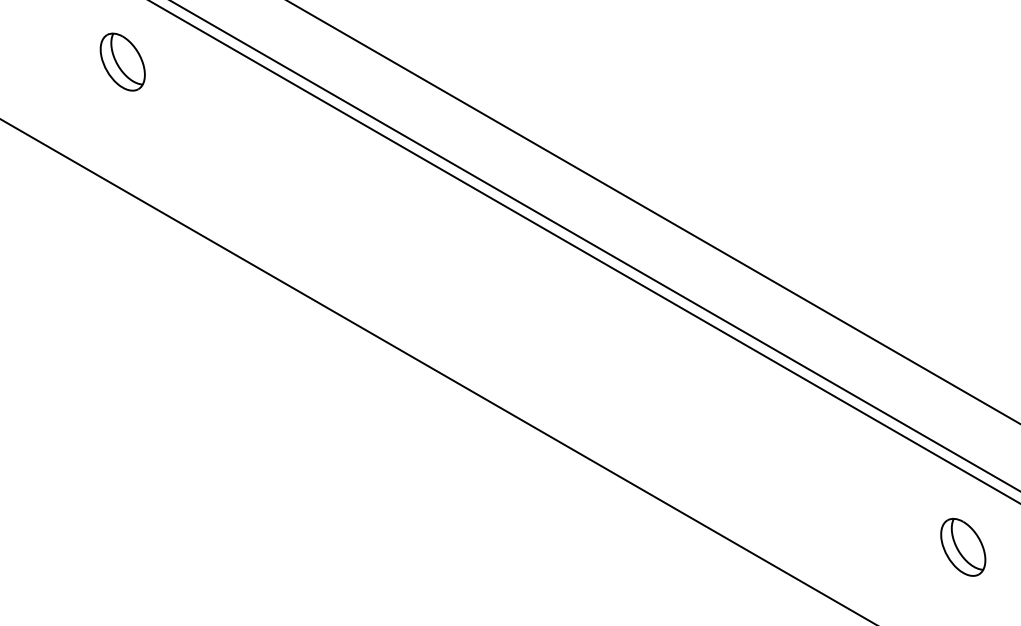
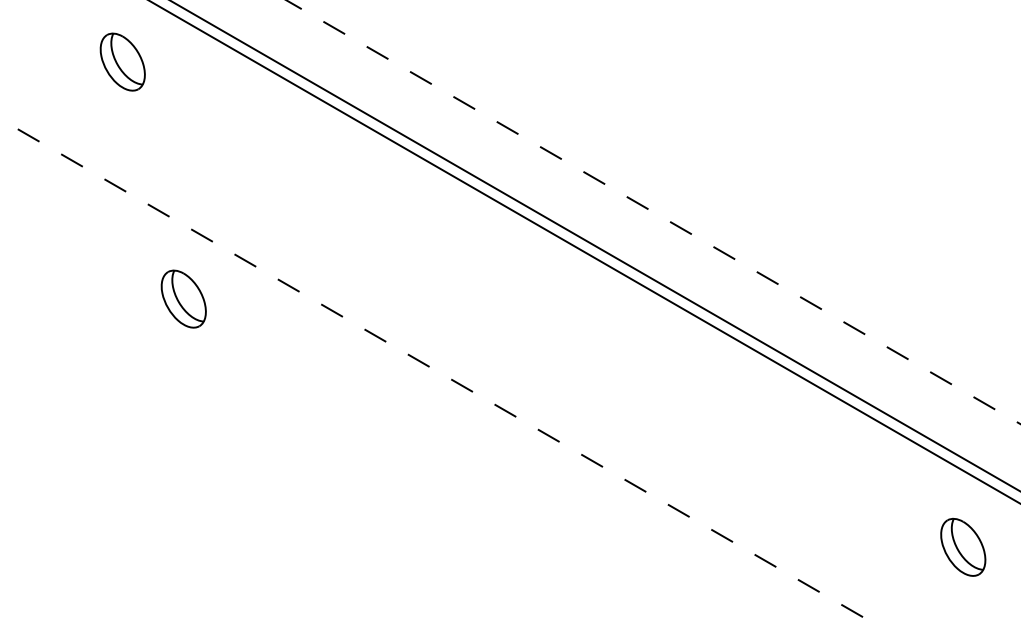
line: solid -> dashed (653, 212)
part: none -> present (183, 298)
line: solid -> dashed (438, 372)
